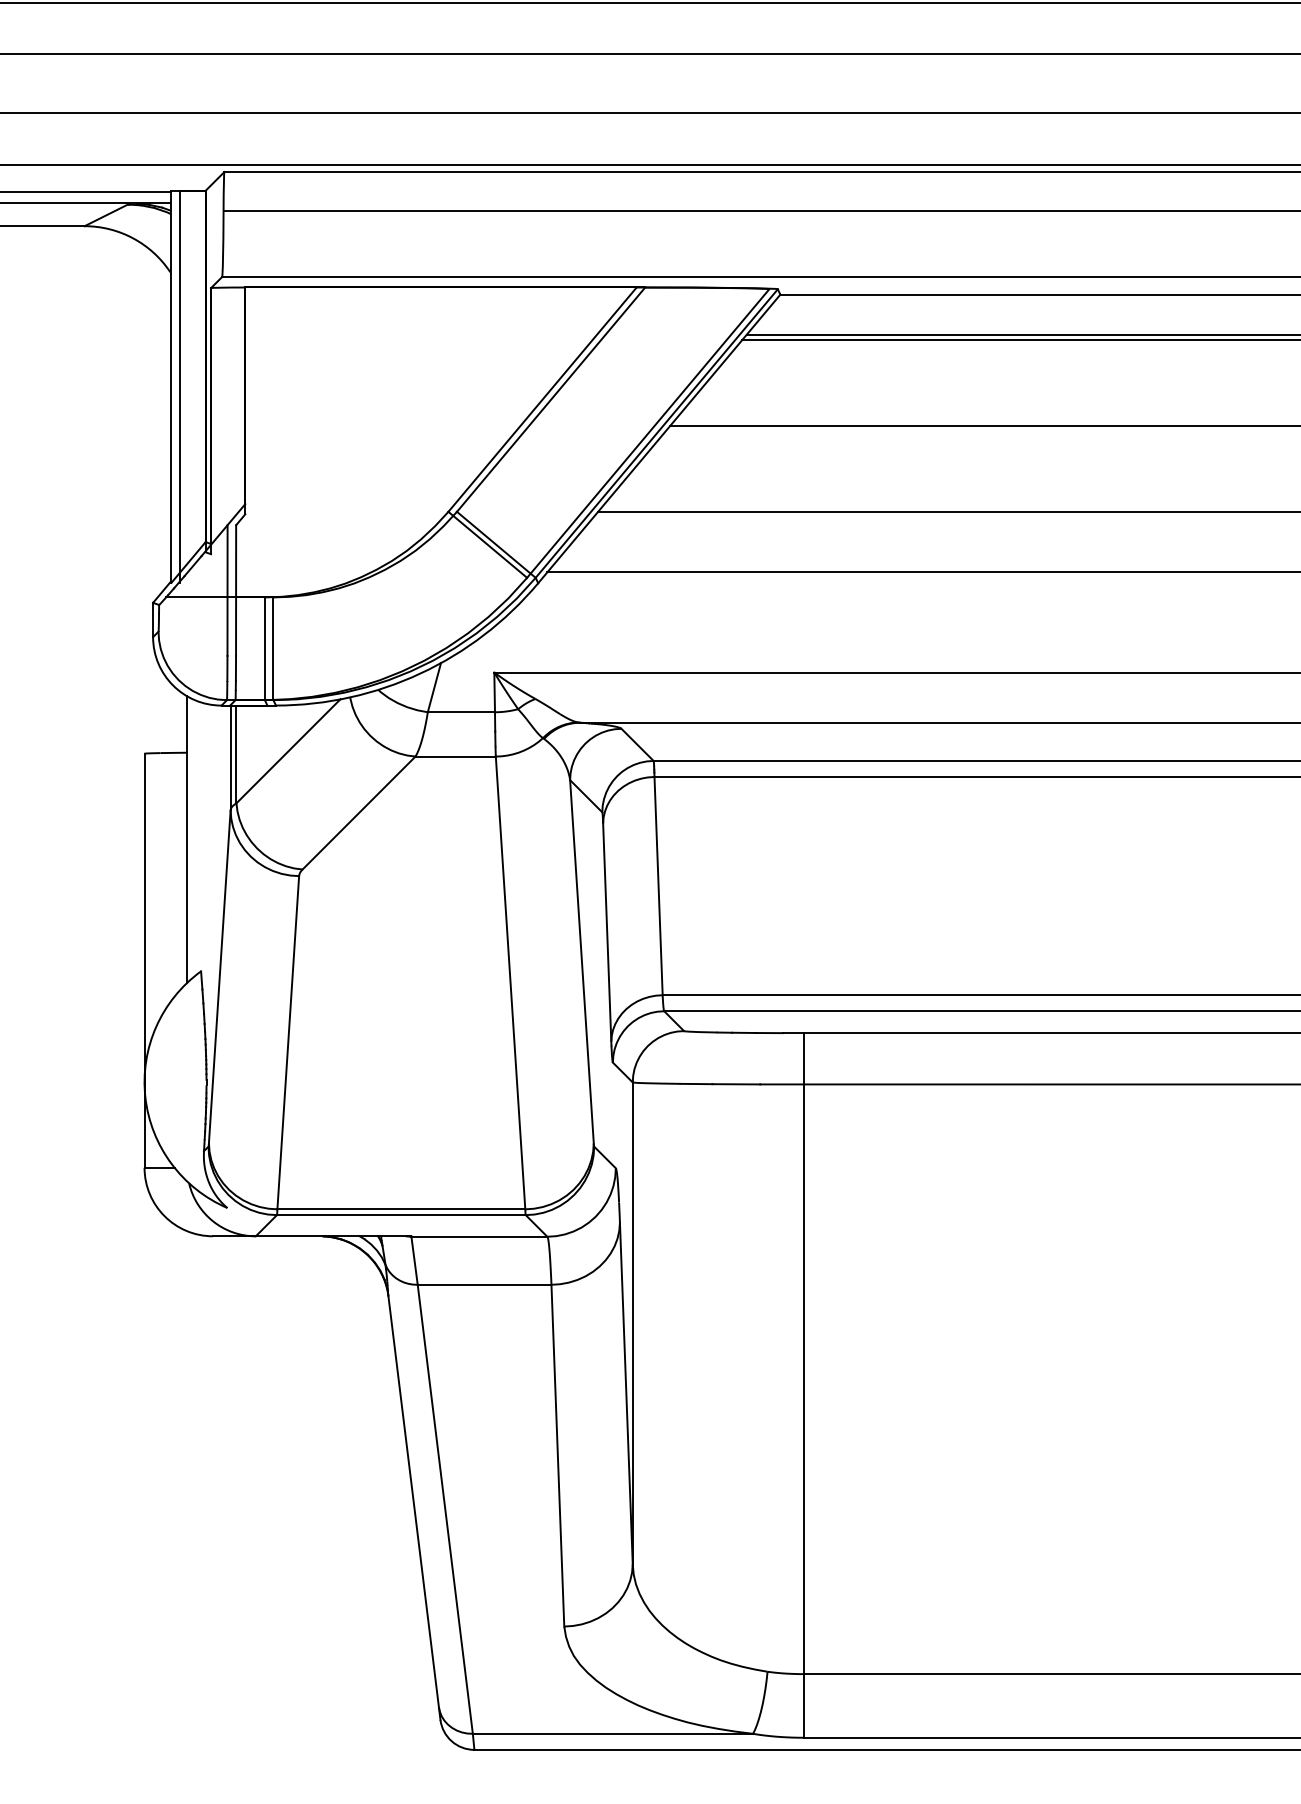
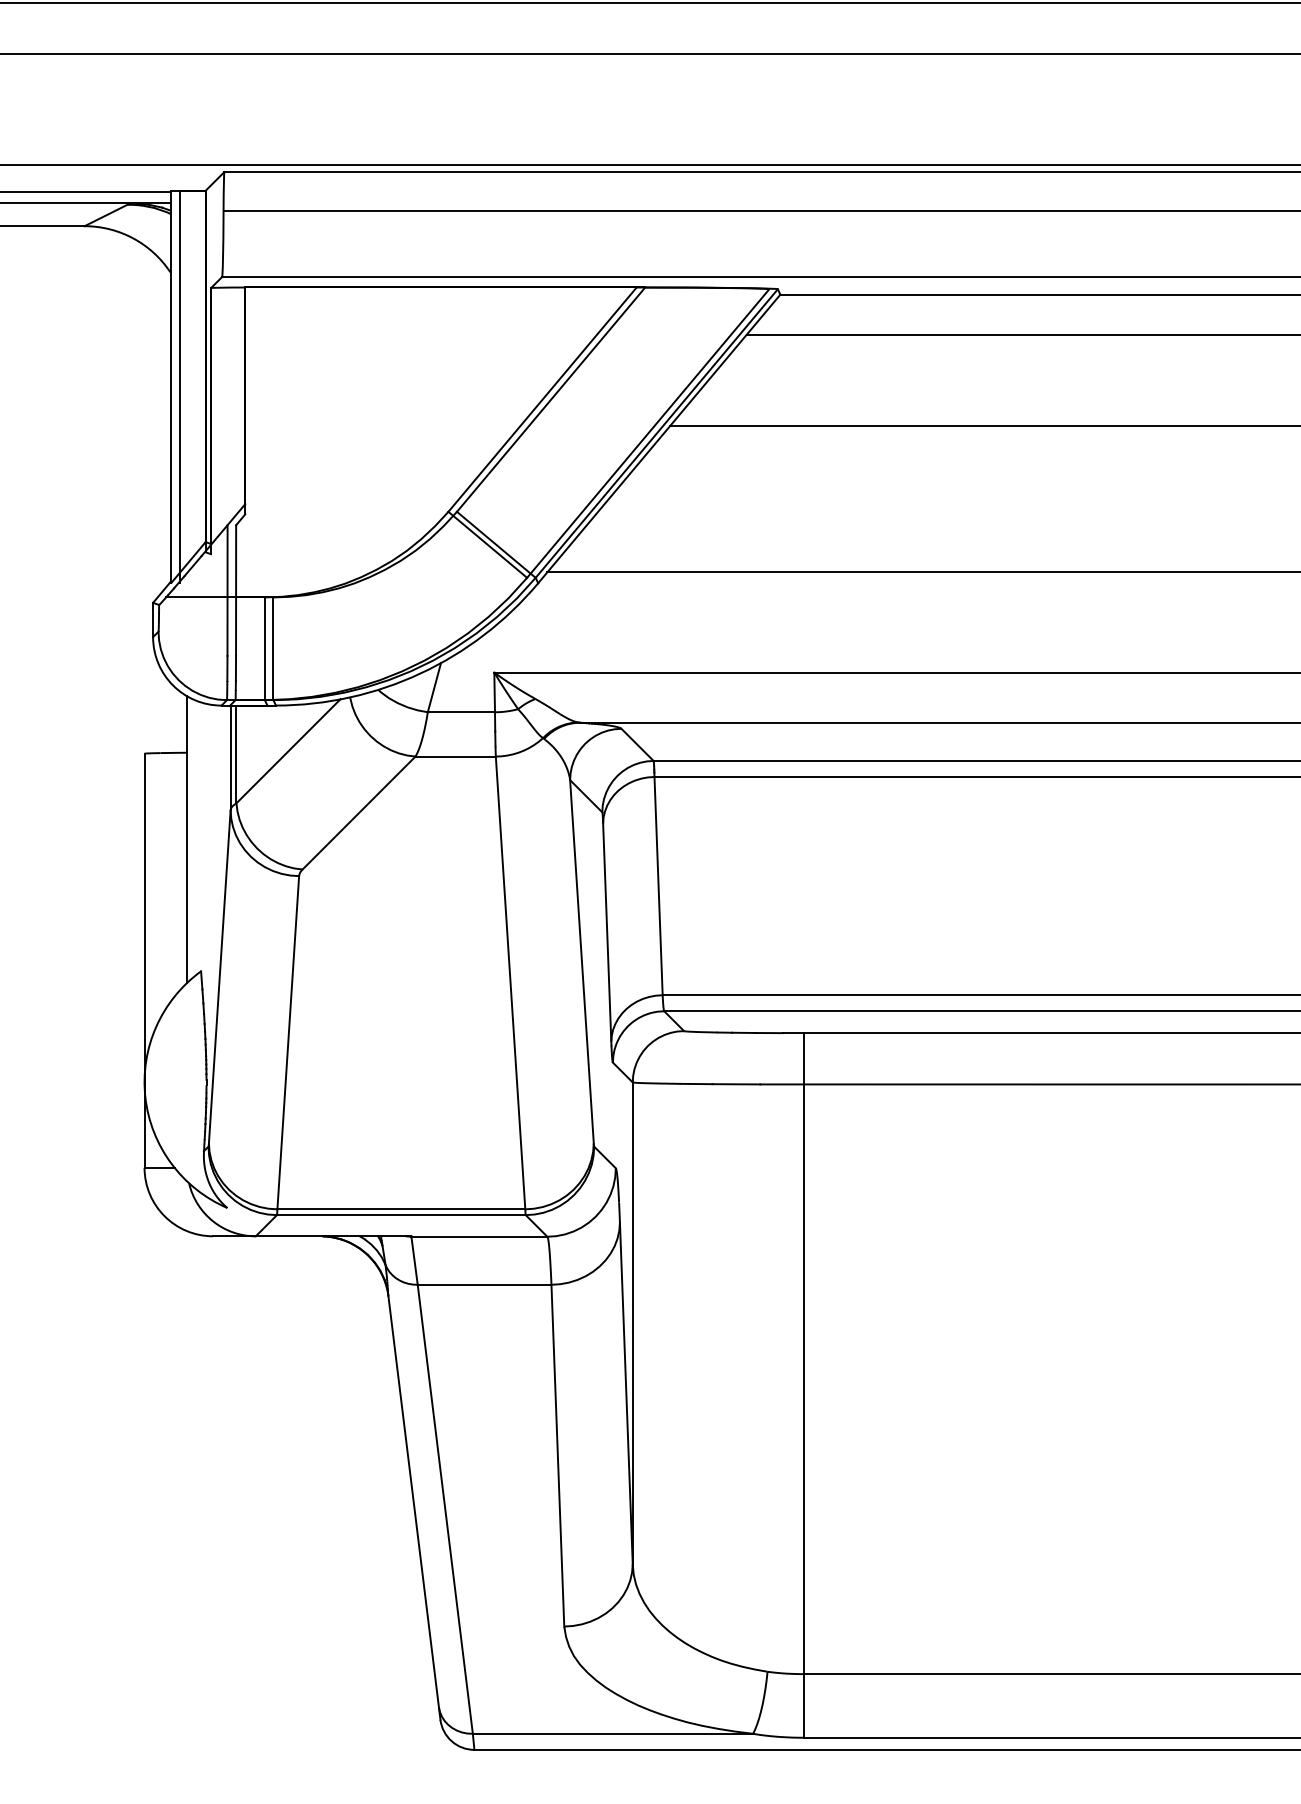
line: present -> none (649, 113)
line: present -> none (1019, 340)
line: present -> none (947, 511)
